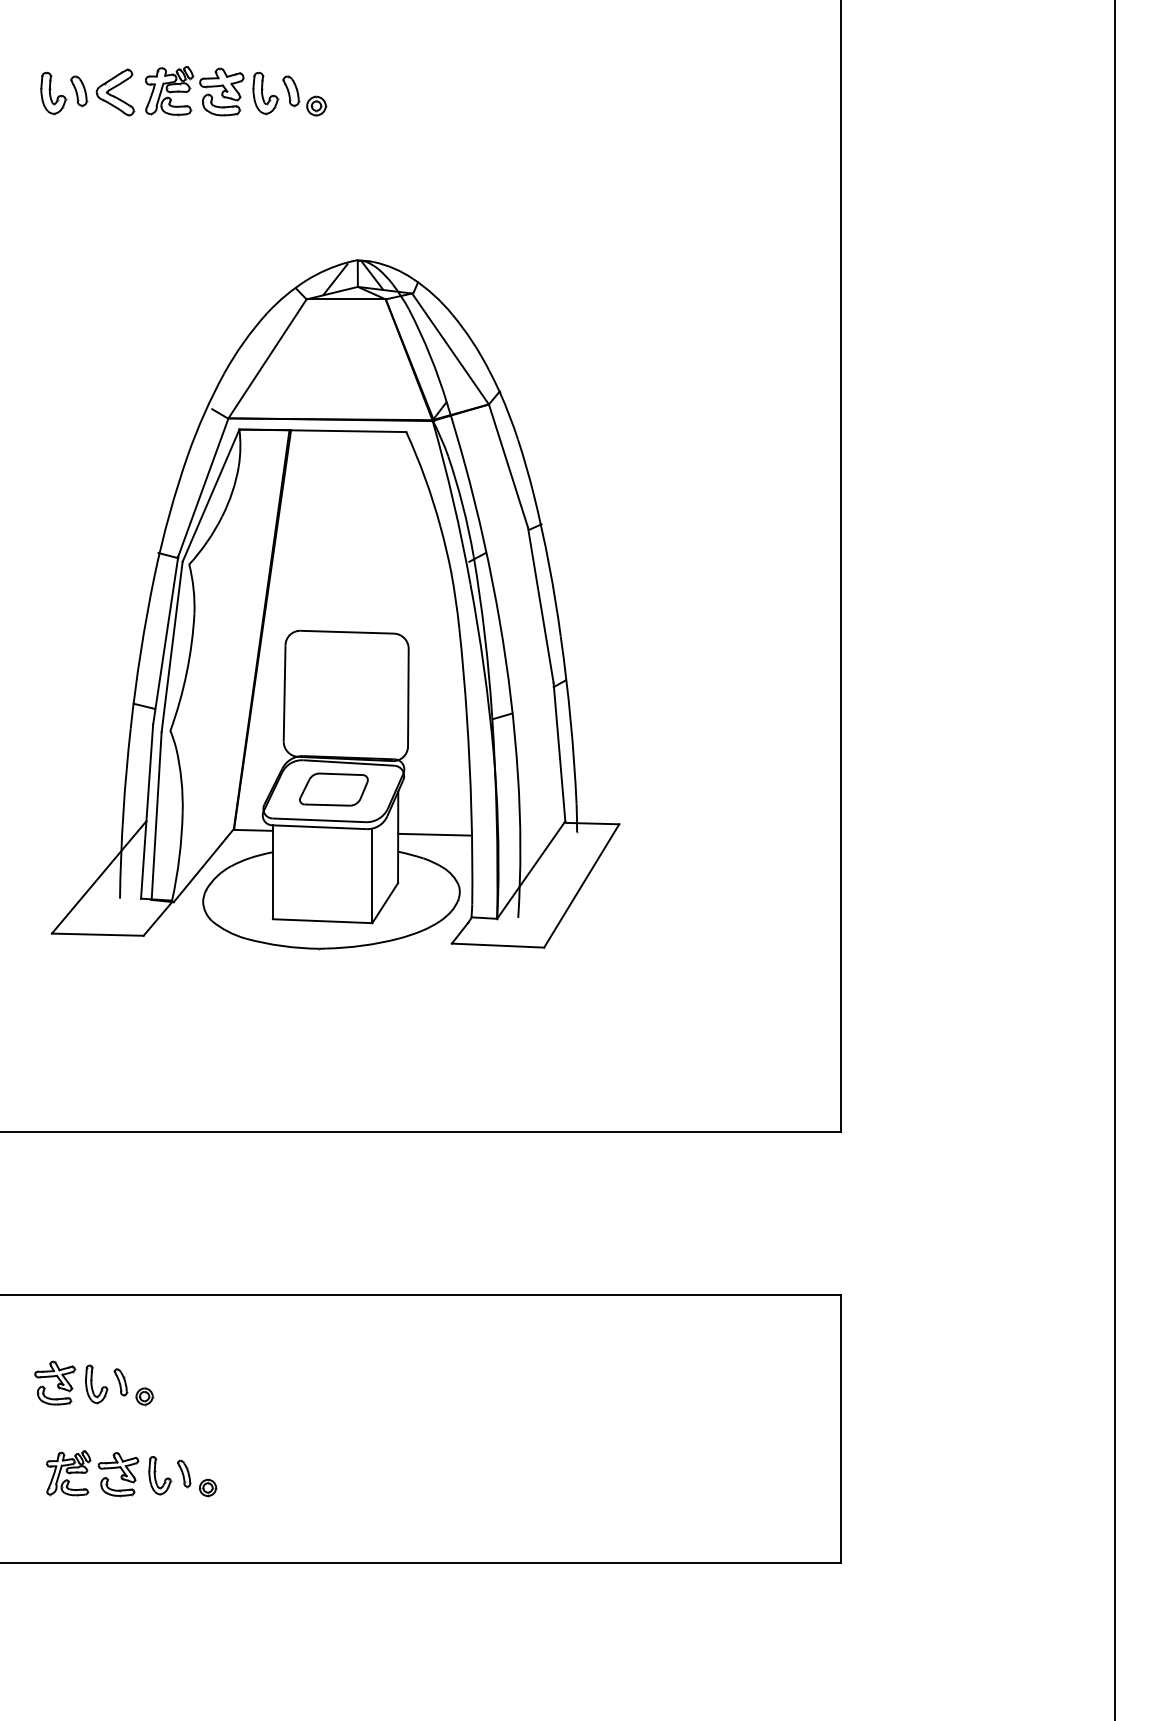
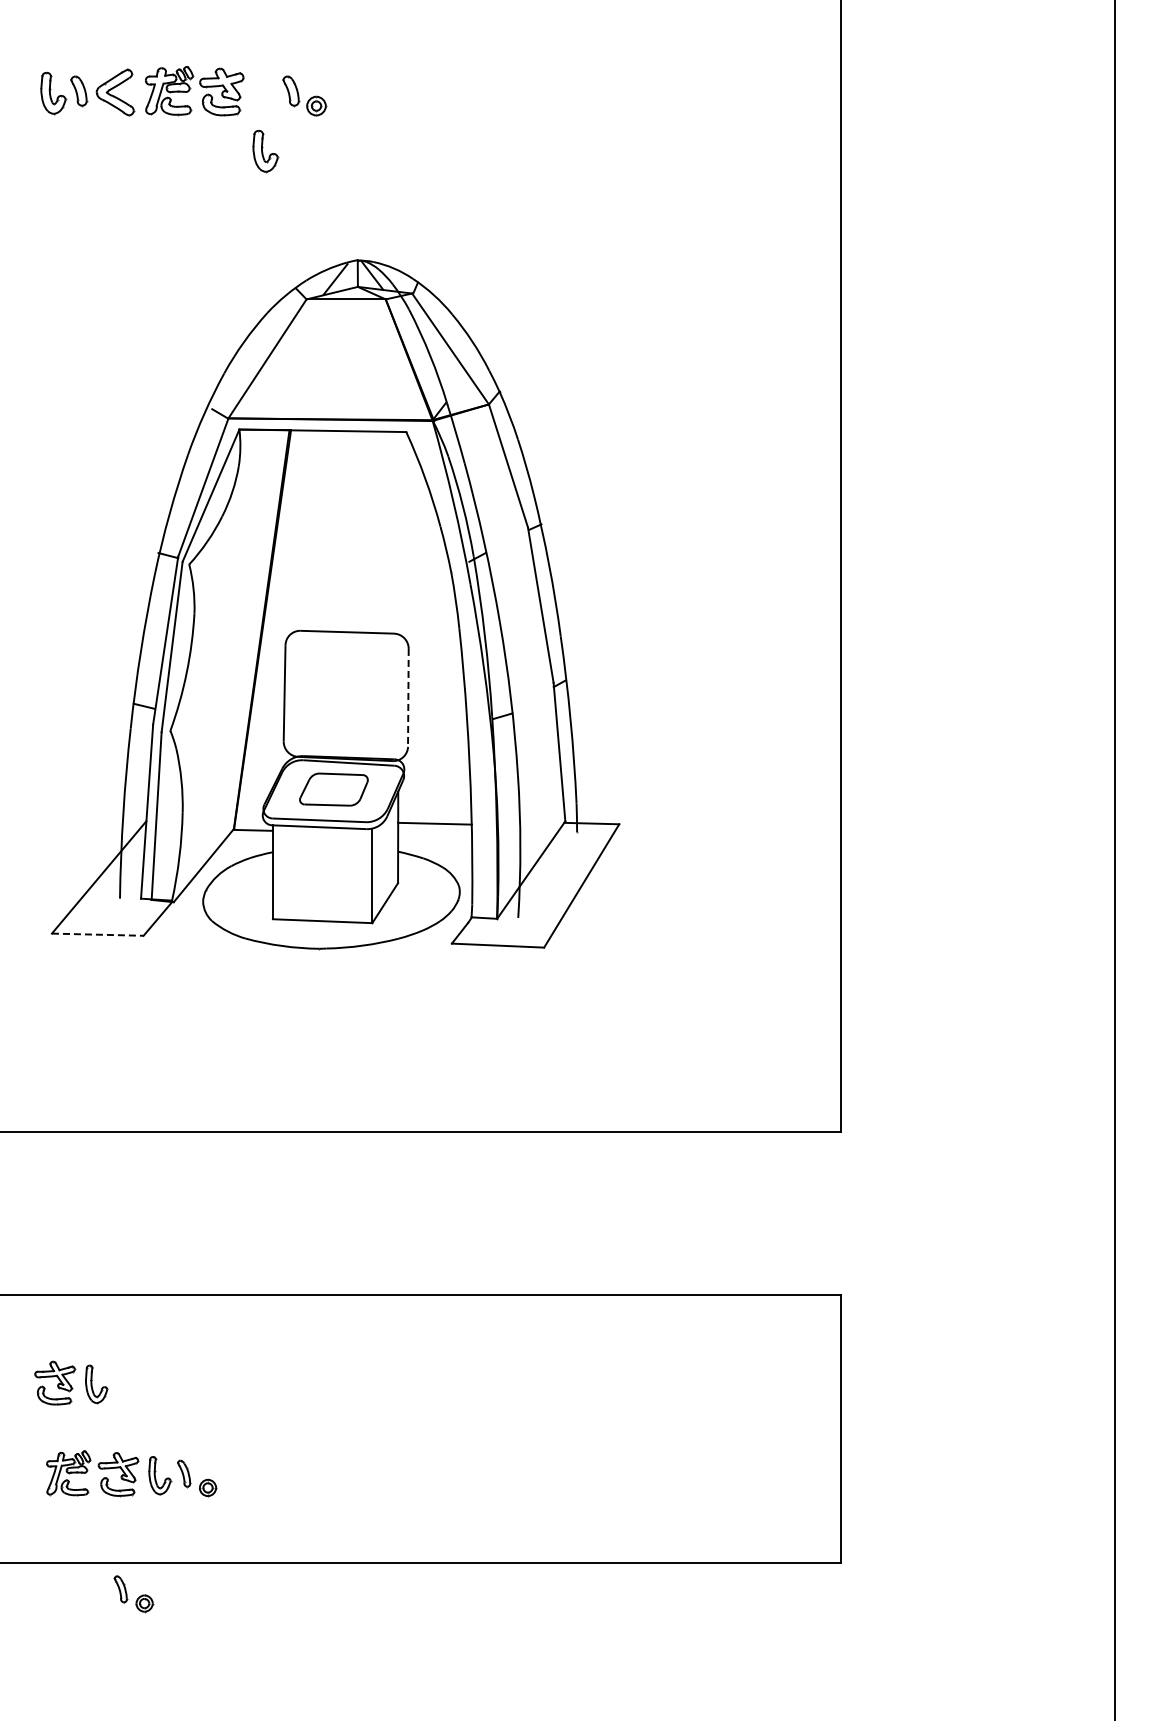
part position: (265, 93) -> (265, 151) (265, 151)
line: solid -> dashed (408, 697)
line position: (435, 834) -> (435, 823) (435, 823)
line: solid -> dashed (97, 934)
part position: (133, 1387) -> (133, 1594) (133, 1594)
